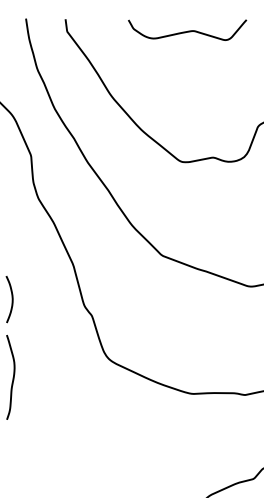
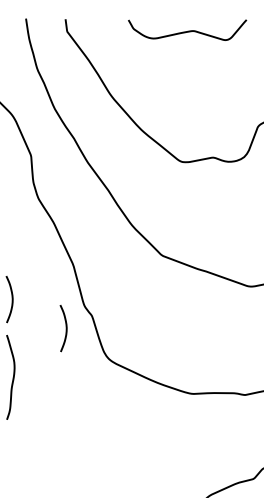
curve: none -> present (65, 328)
